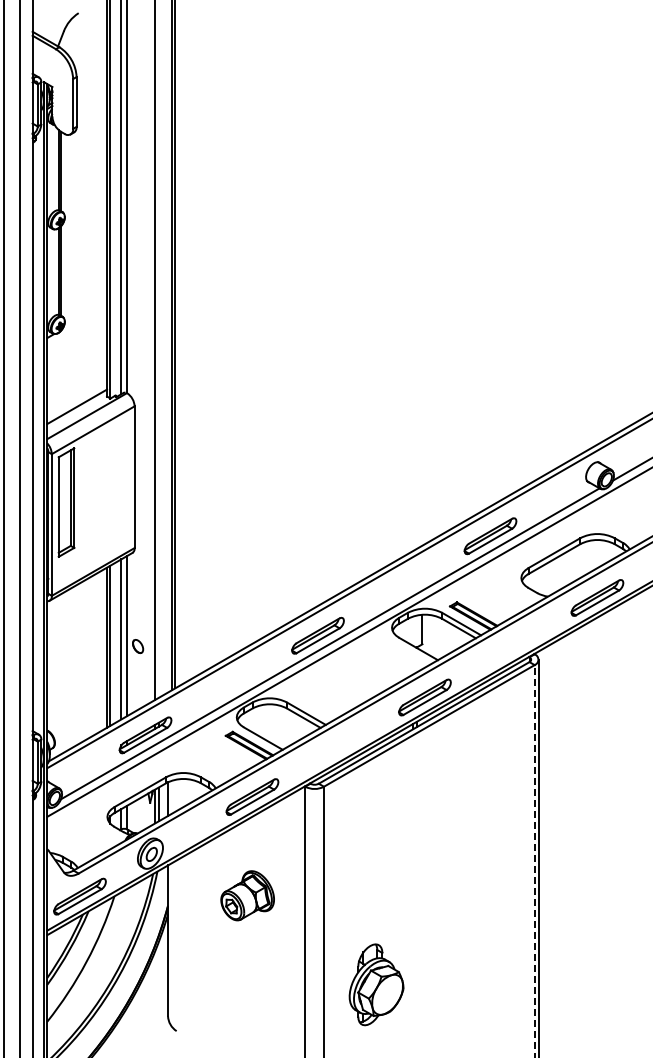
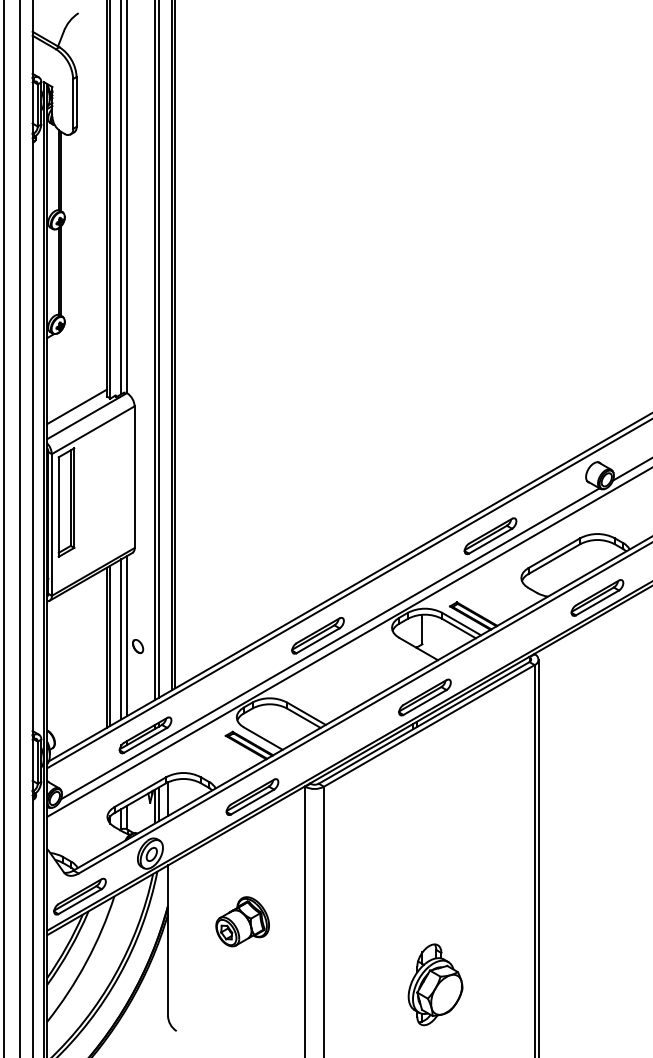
line: none -> present (158, 349)
line: dashed -> solid (534, 860)
part position: (247, 895) -> (242, 921) (242, 921)
part position: (376, 984) -> (435, 984) (435, 984)
